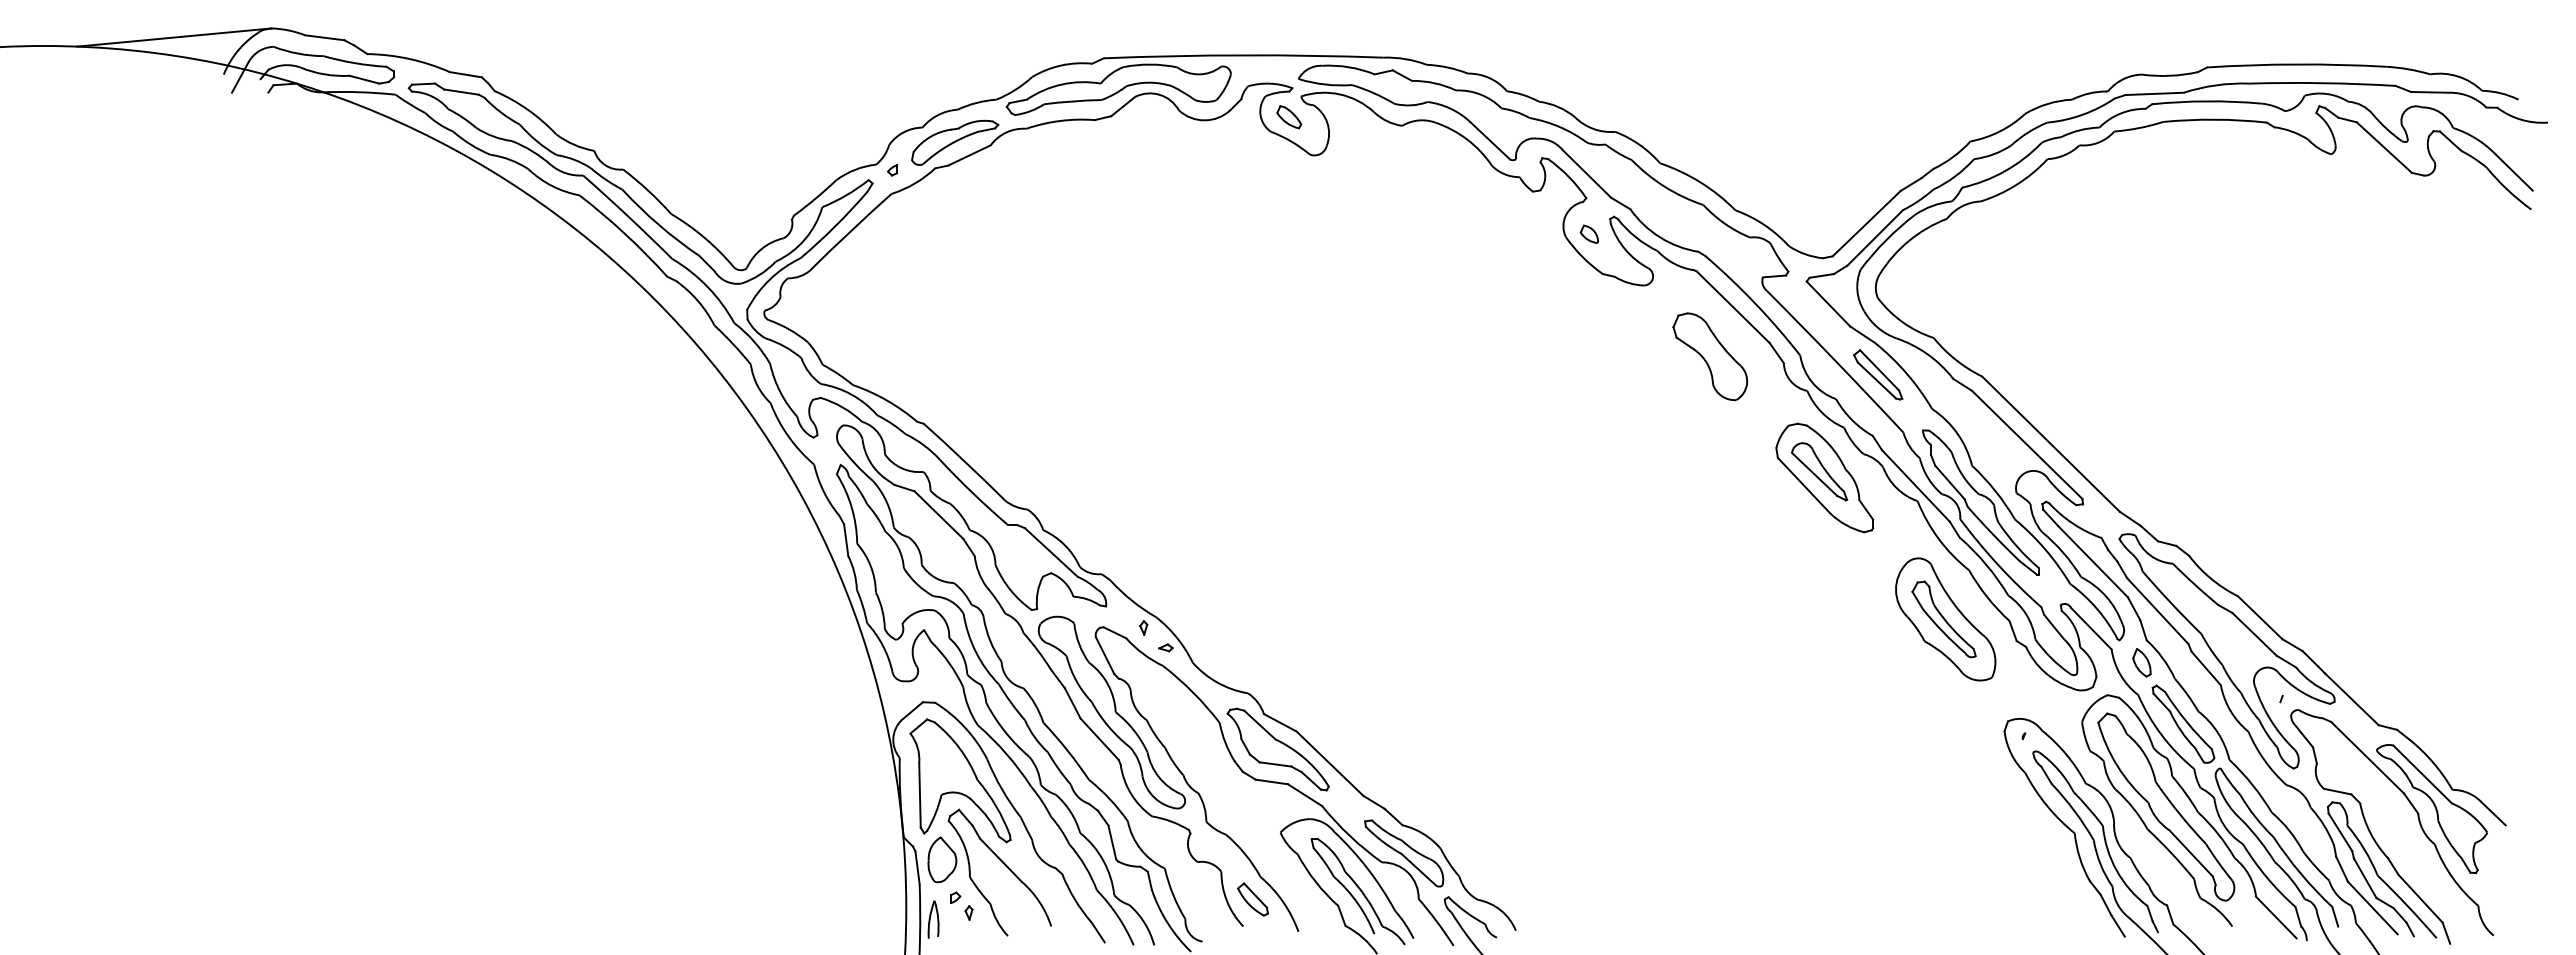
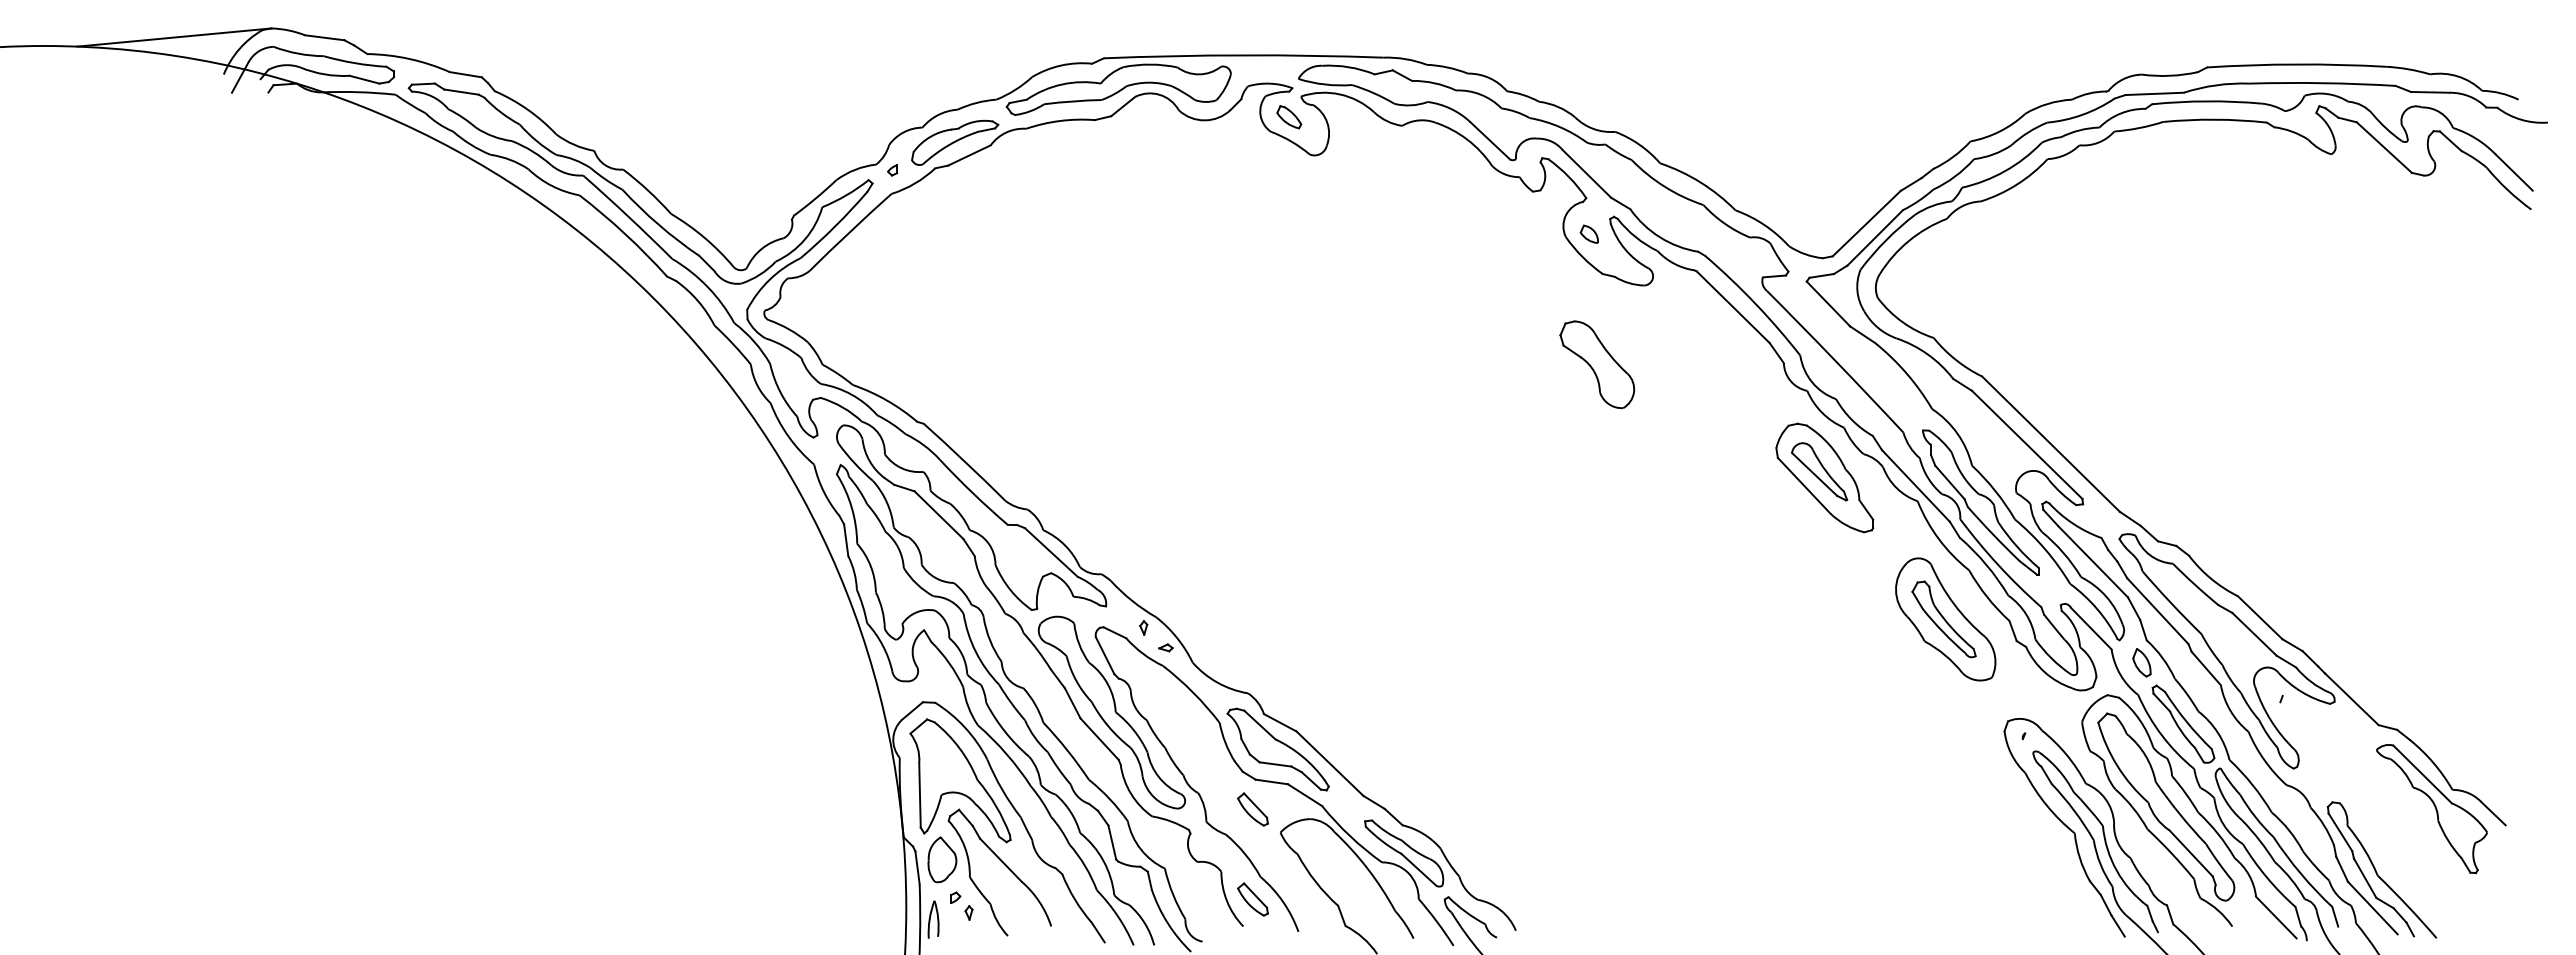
part position: (1710, 356) -> (1597, 364) (1597, 364)
part: present -> none (1878, 374)
part: none -> present (1252, 809)
part: present -> none (2375, 839)
part: present -> none (1357, 891)
